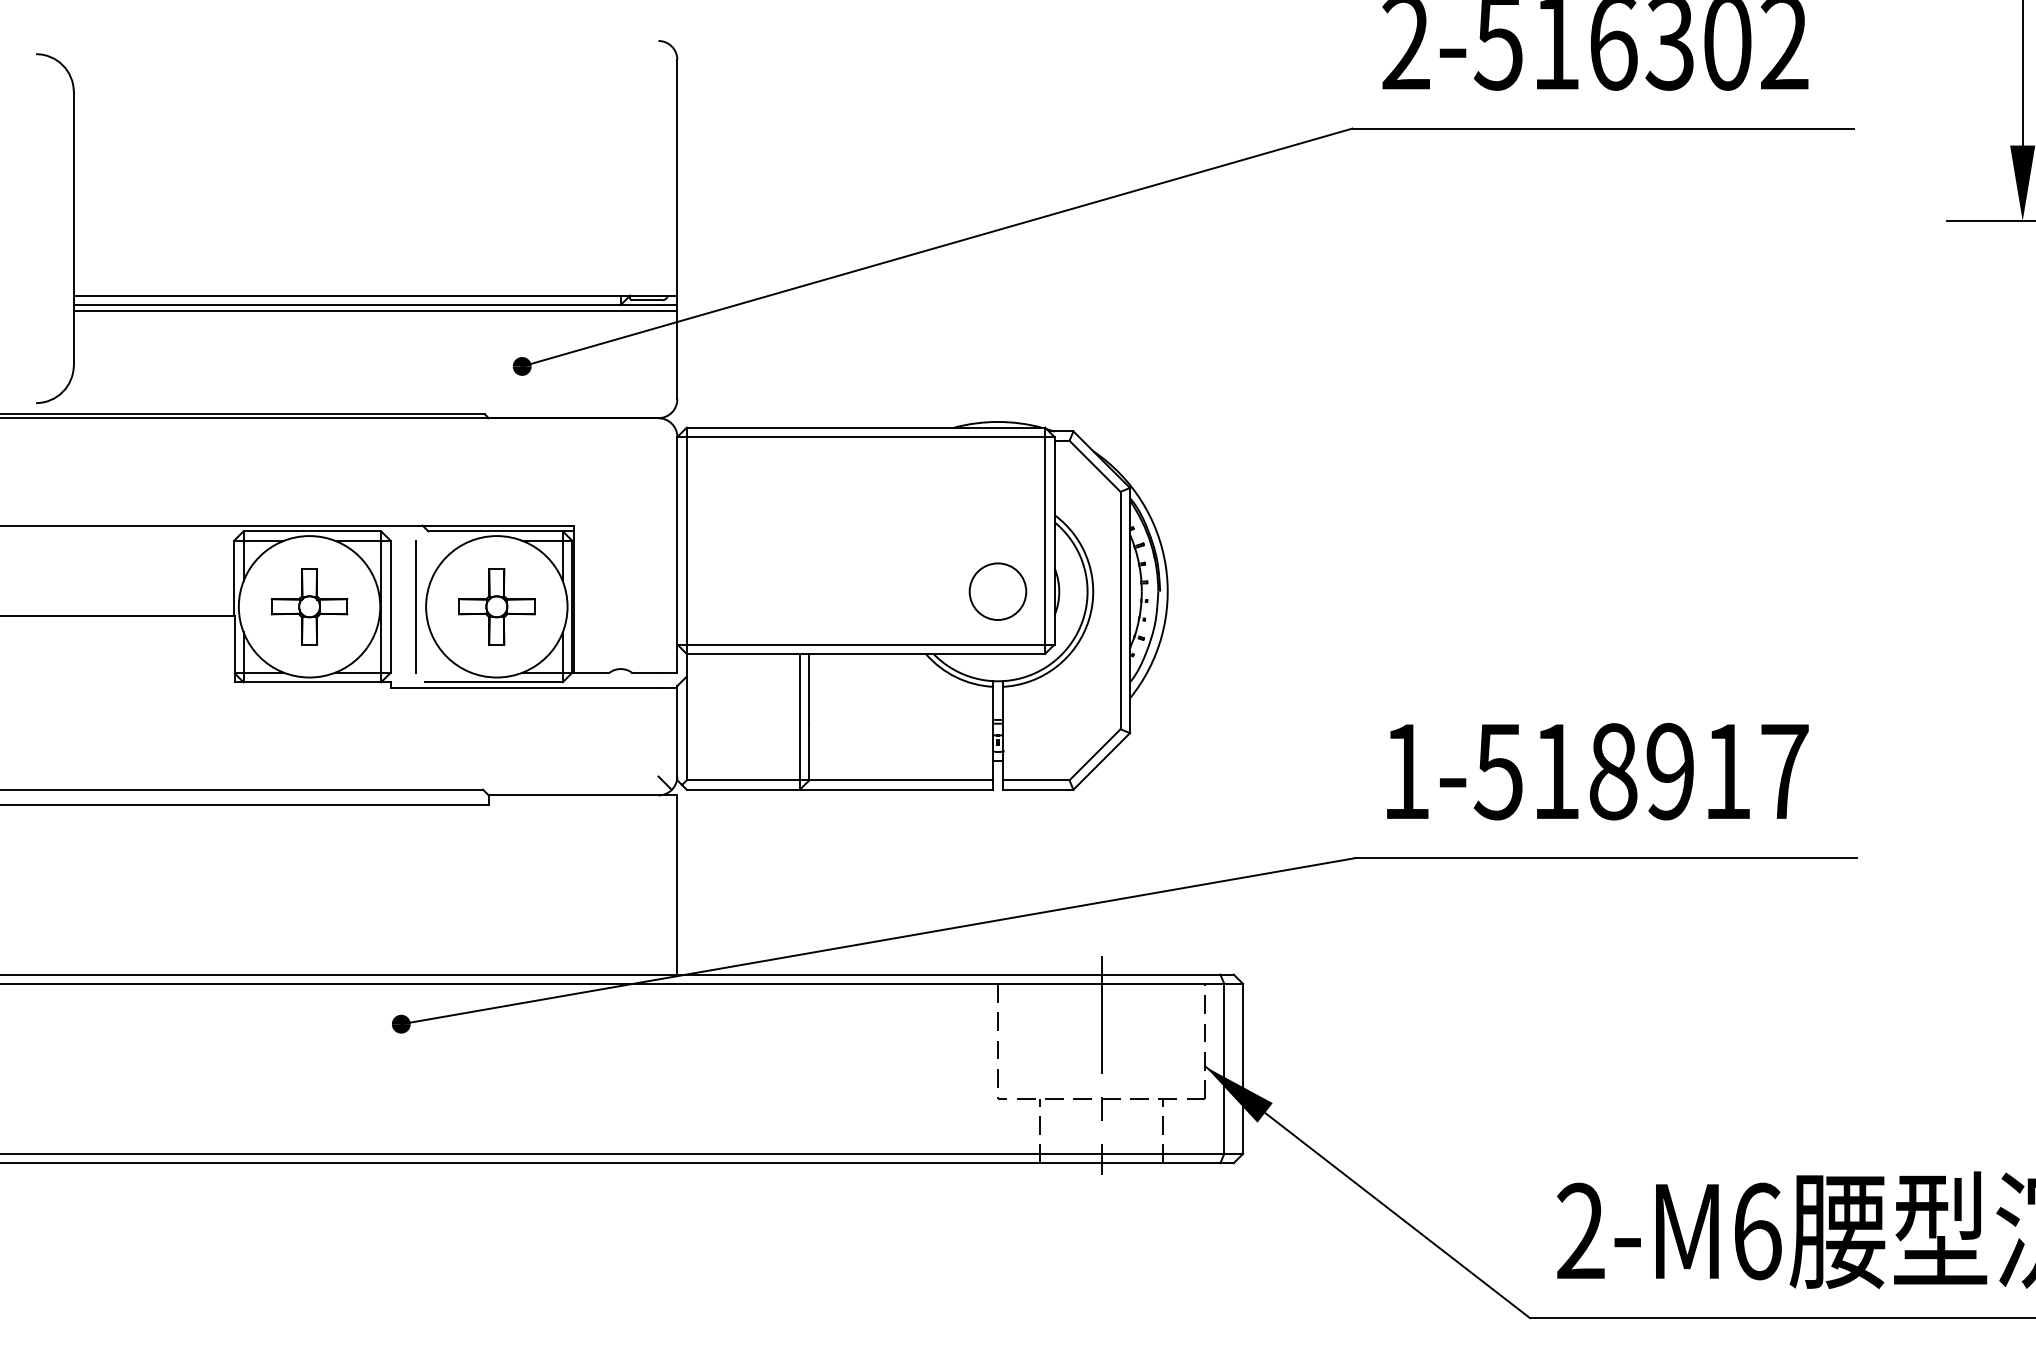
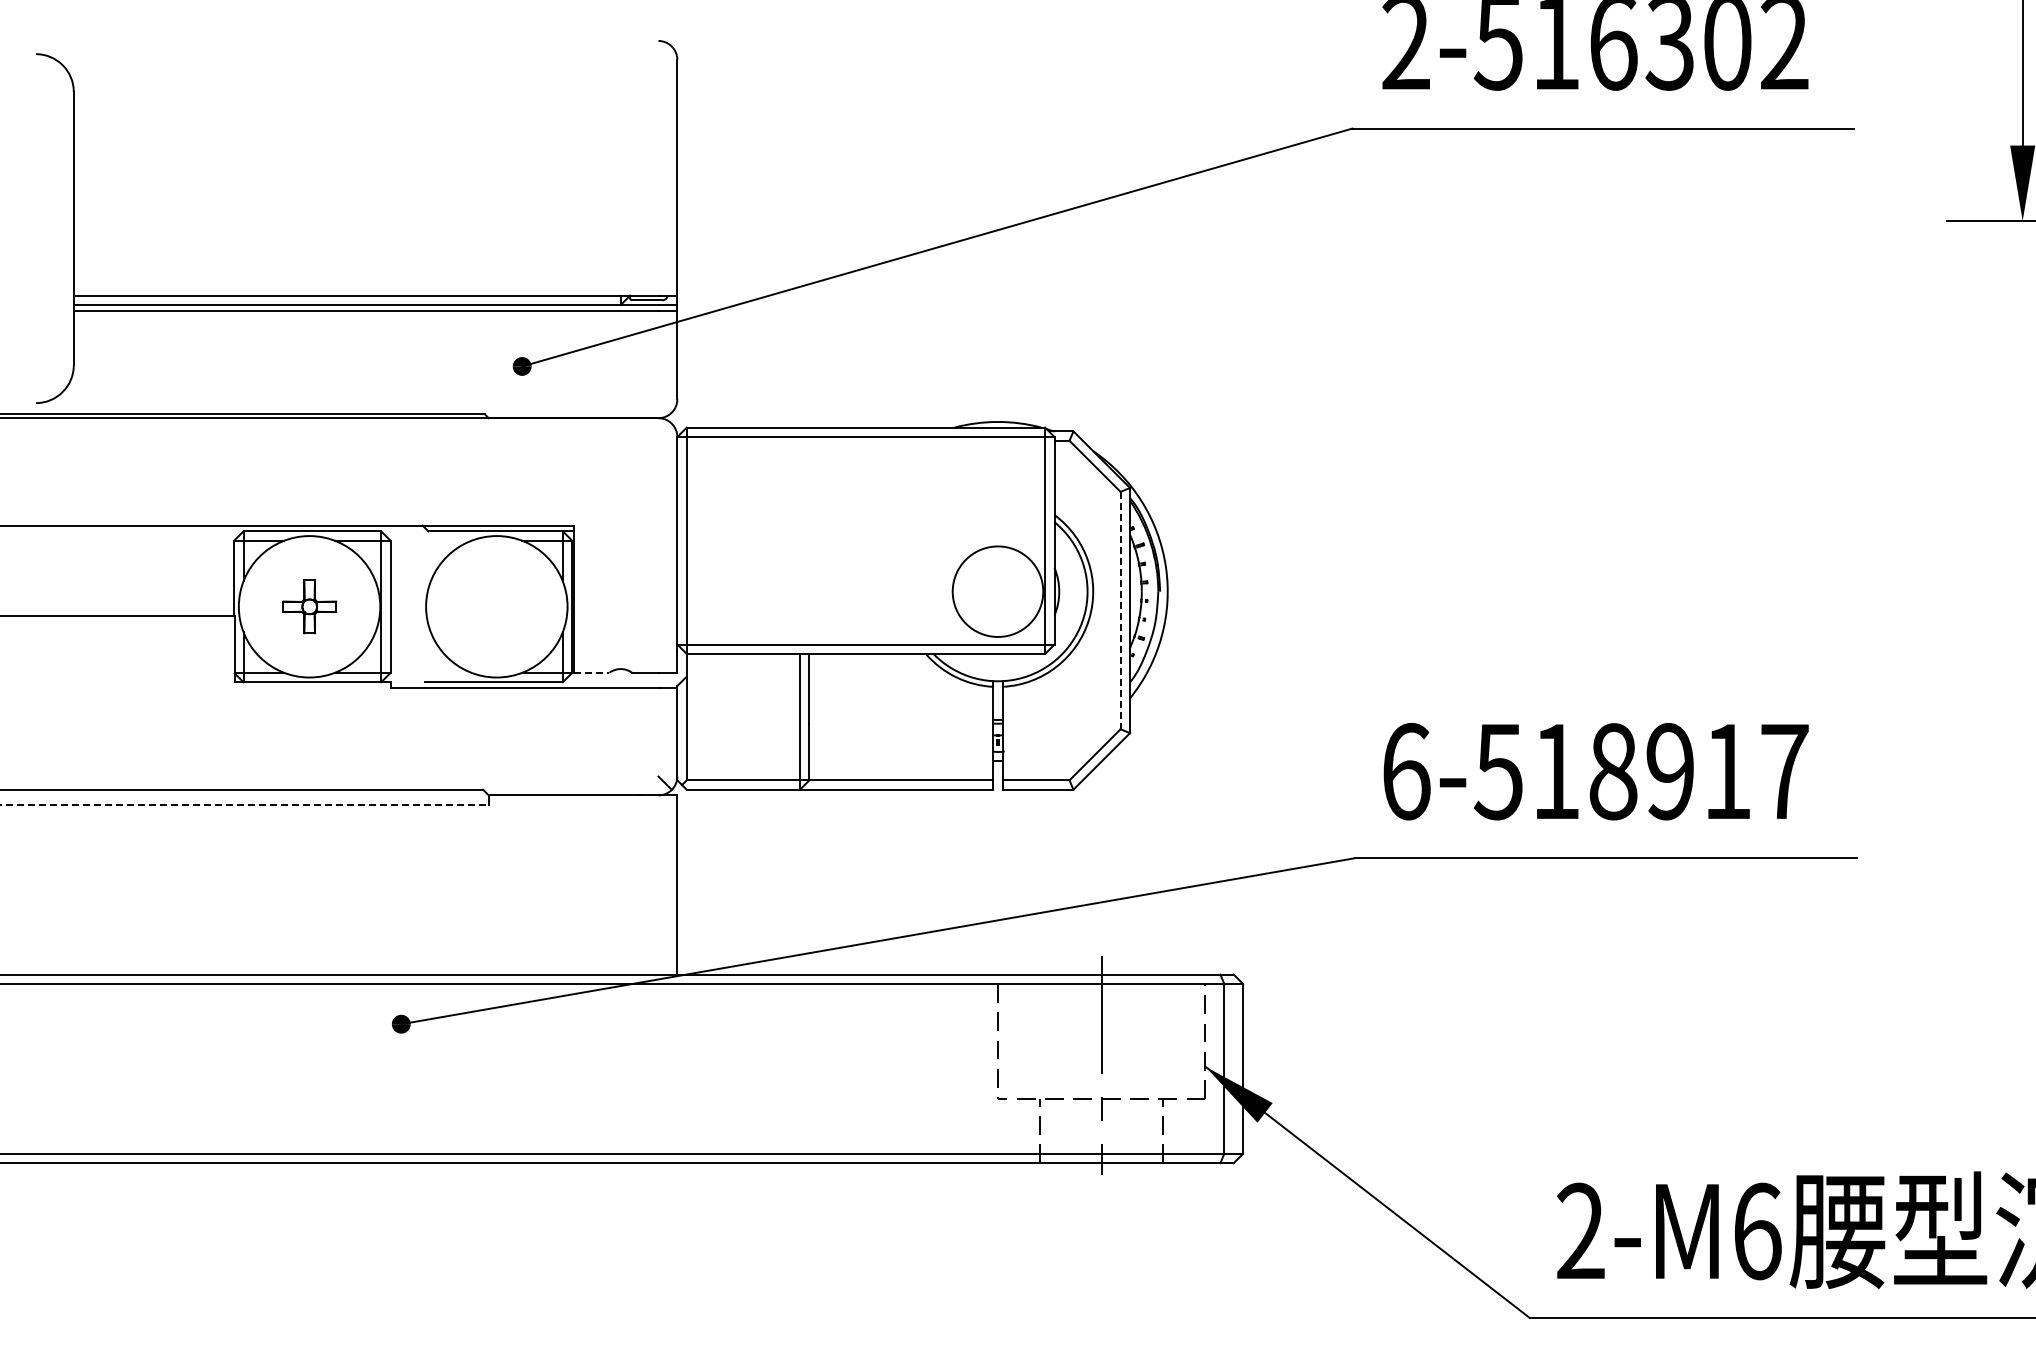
circle diameter: 57 px -> 91 px (997, 591)
part size: 78x78 px -> 55x56 px (309, 606)
line: present -> none (415, 606)
part: present -> none (496, 606)
line: solid -> dashed (1120, 610)
line: solid -> dashed (591, 672)
text: 1-518917 -> 6-518917 (1406, 771)
line: solid -> dashed (244, 804)
